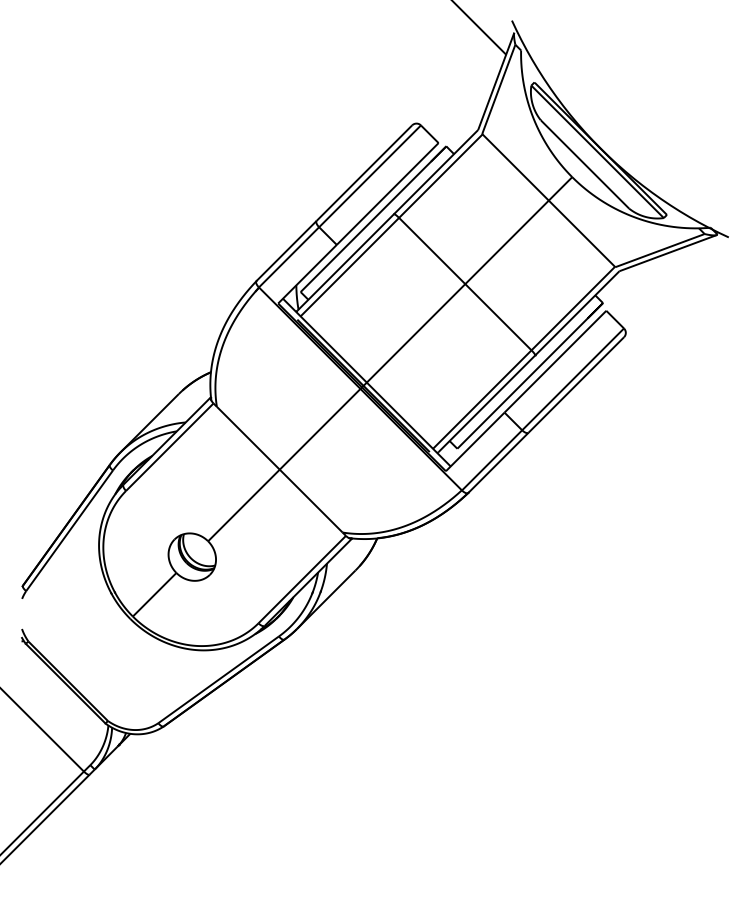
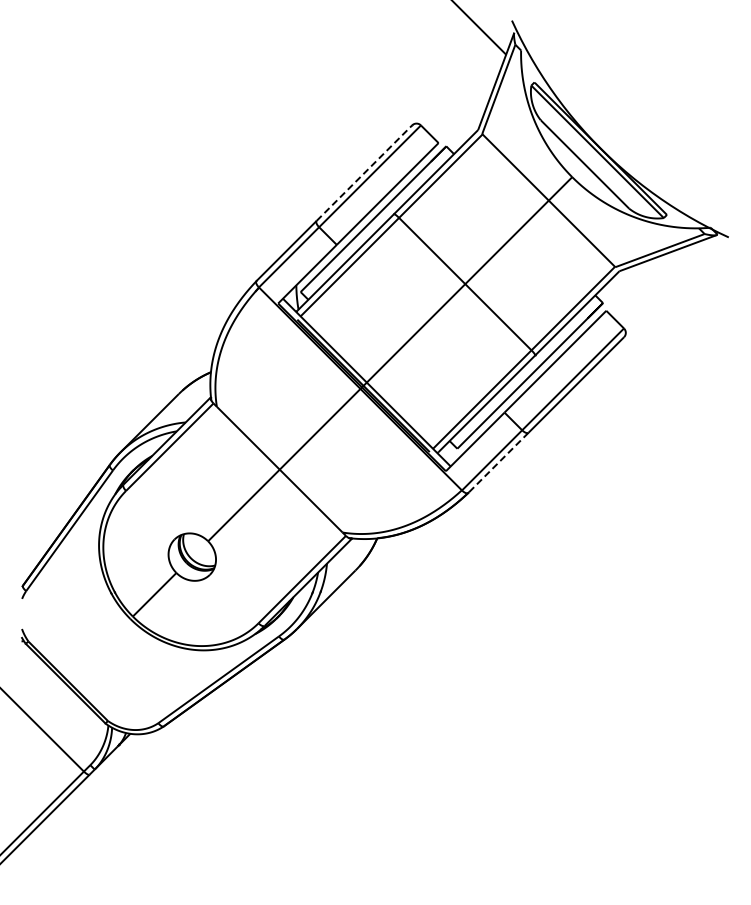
line: solid -> dashed (364, 172)
line: solid -> dashed (498, 462)
